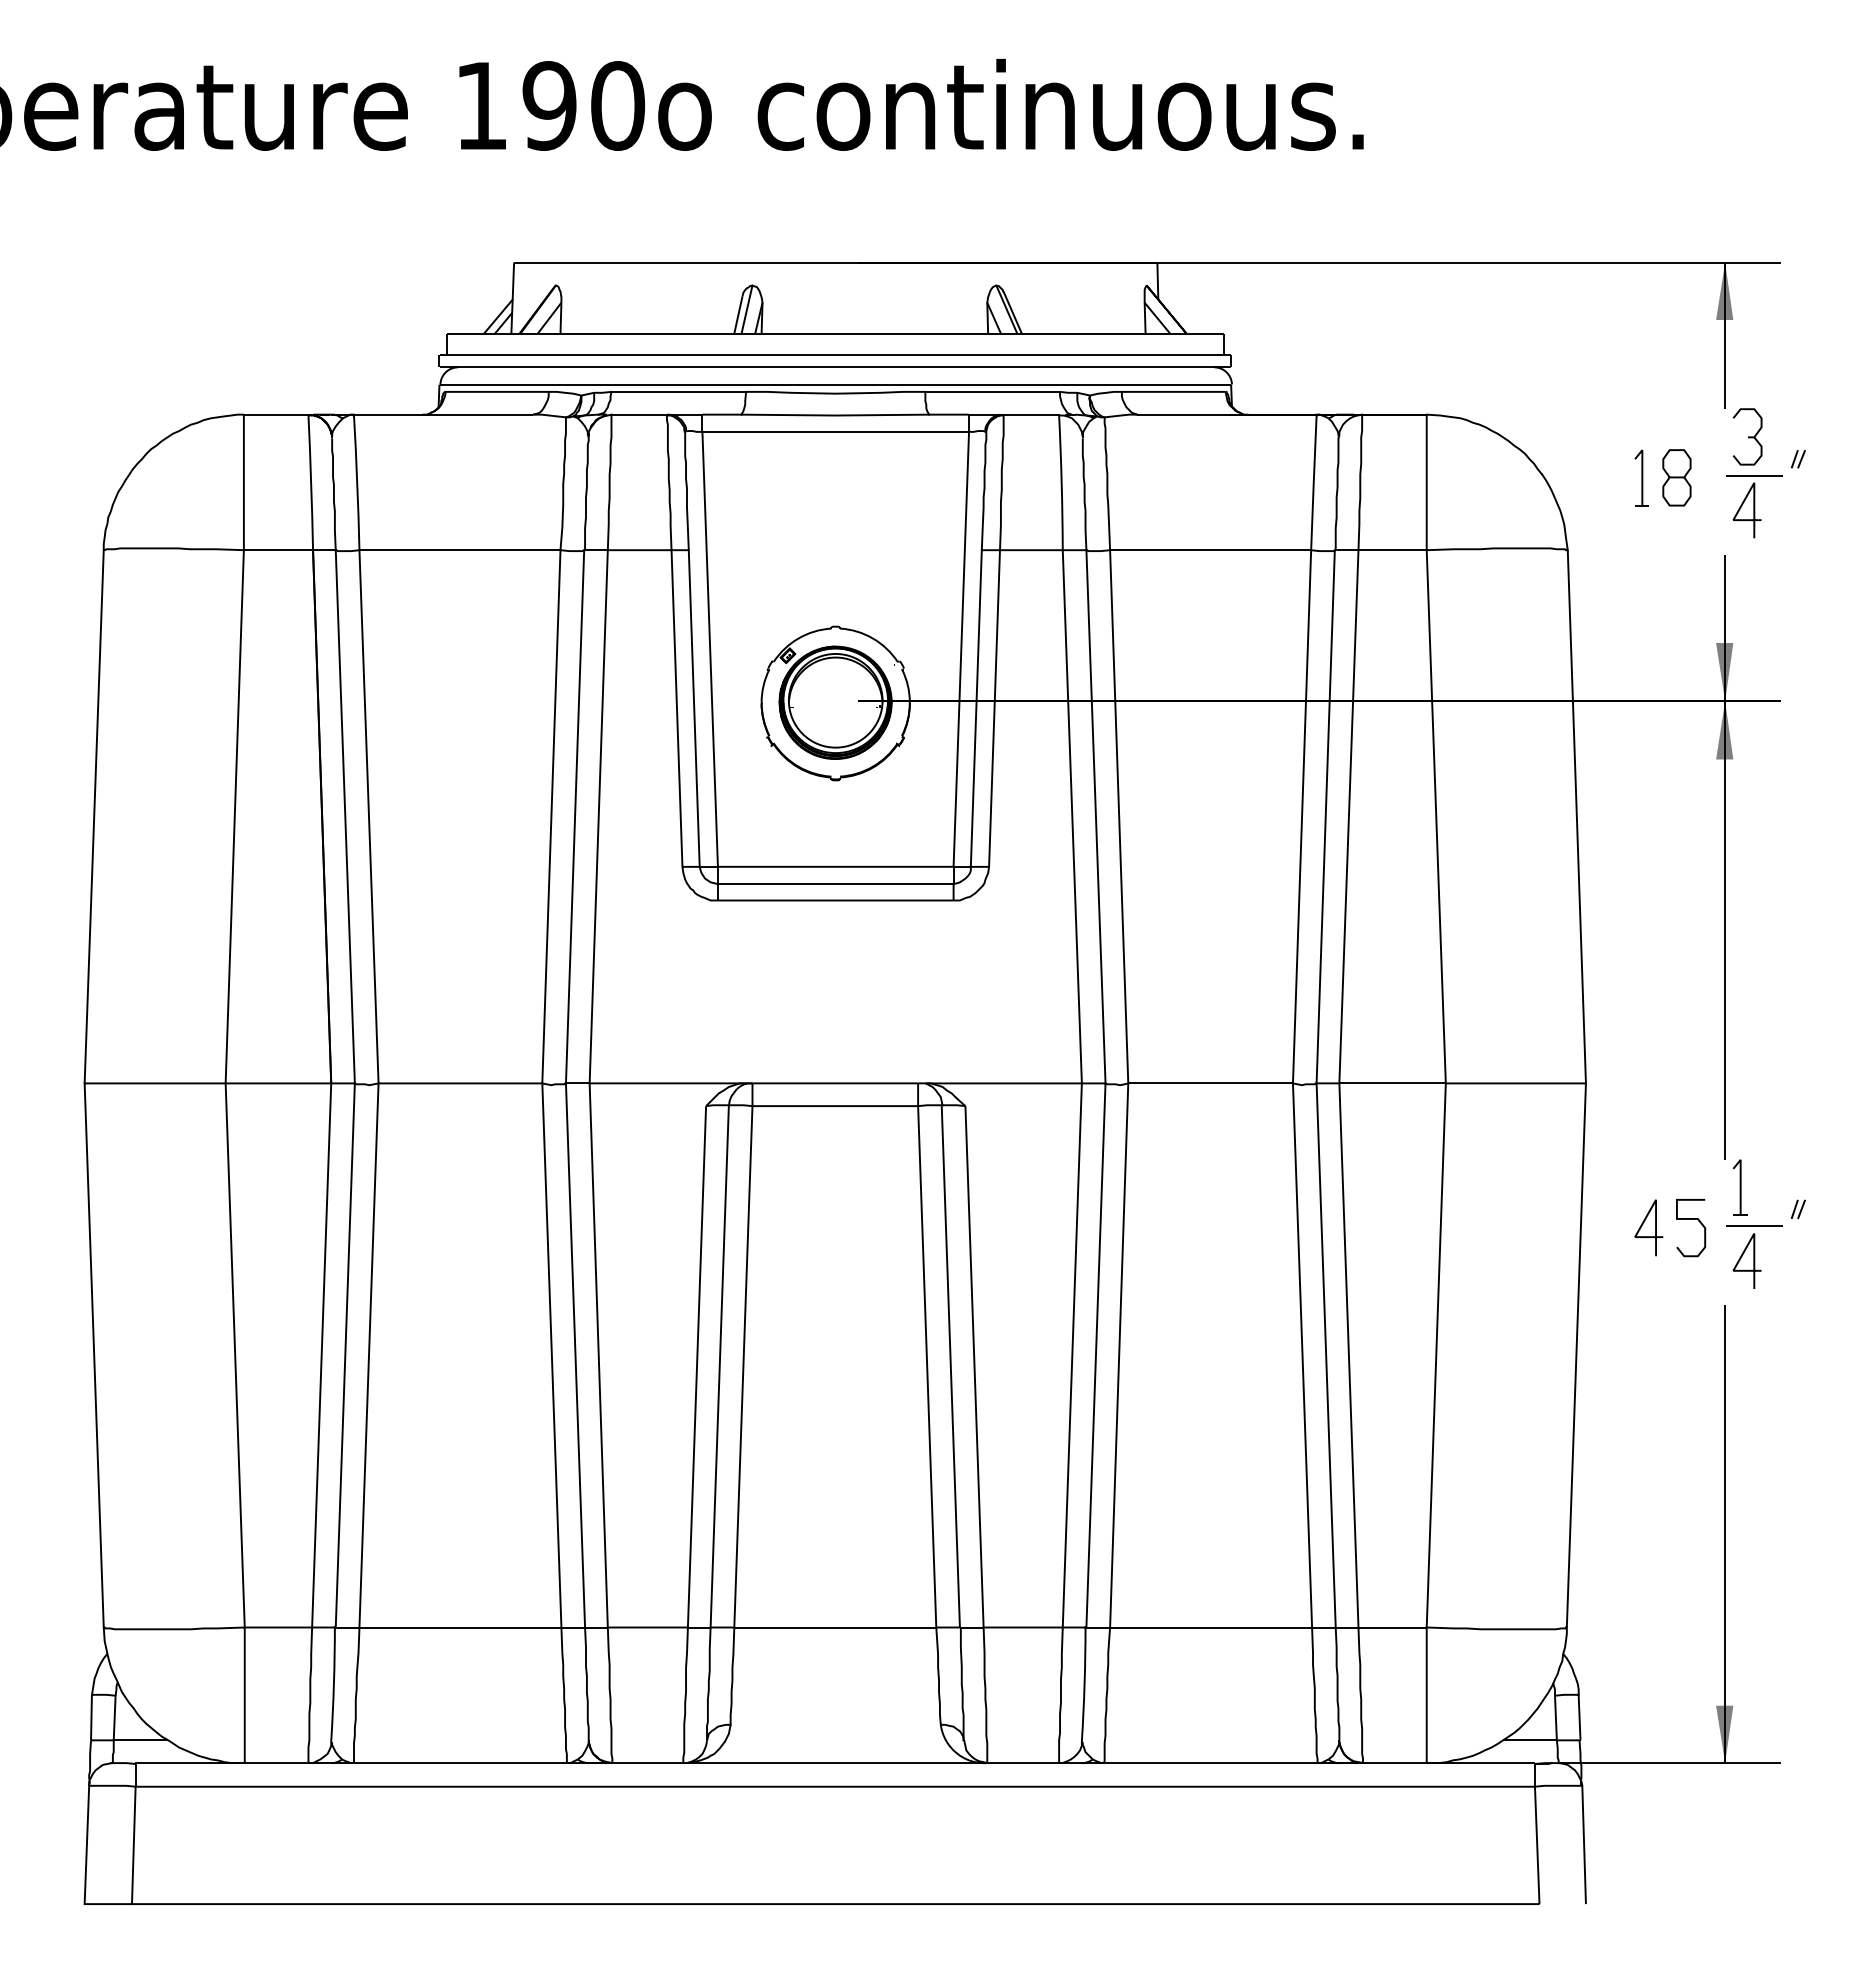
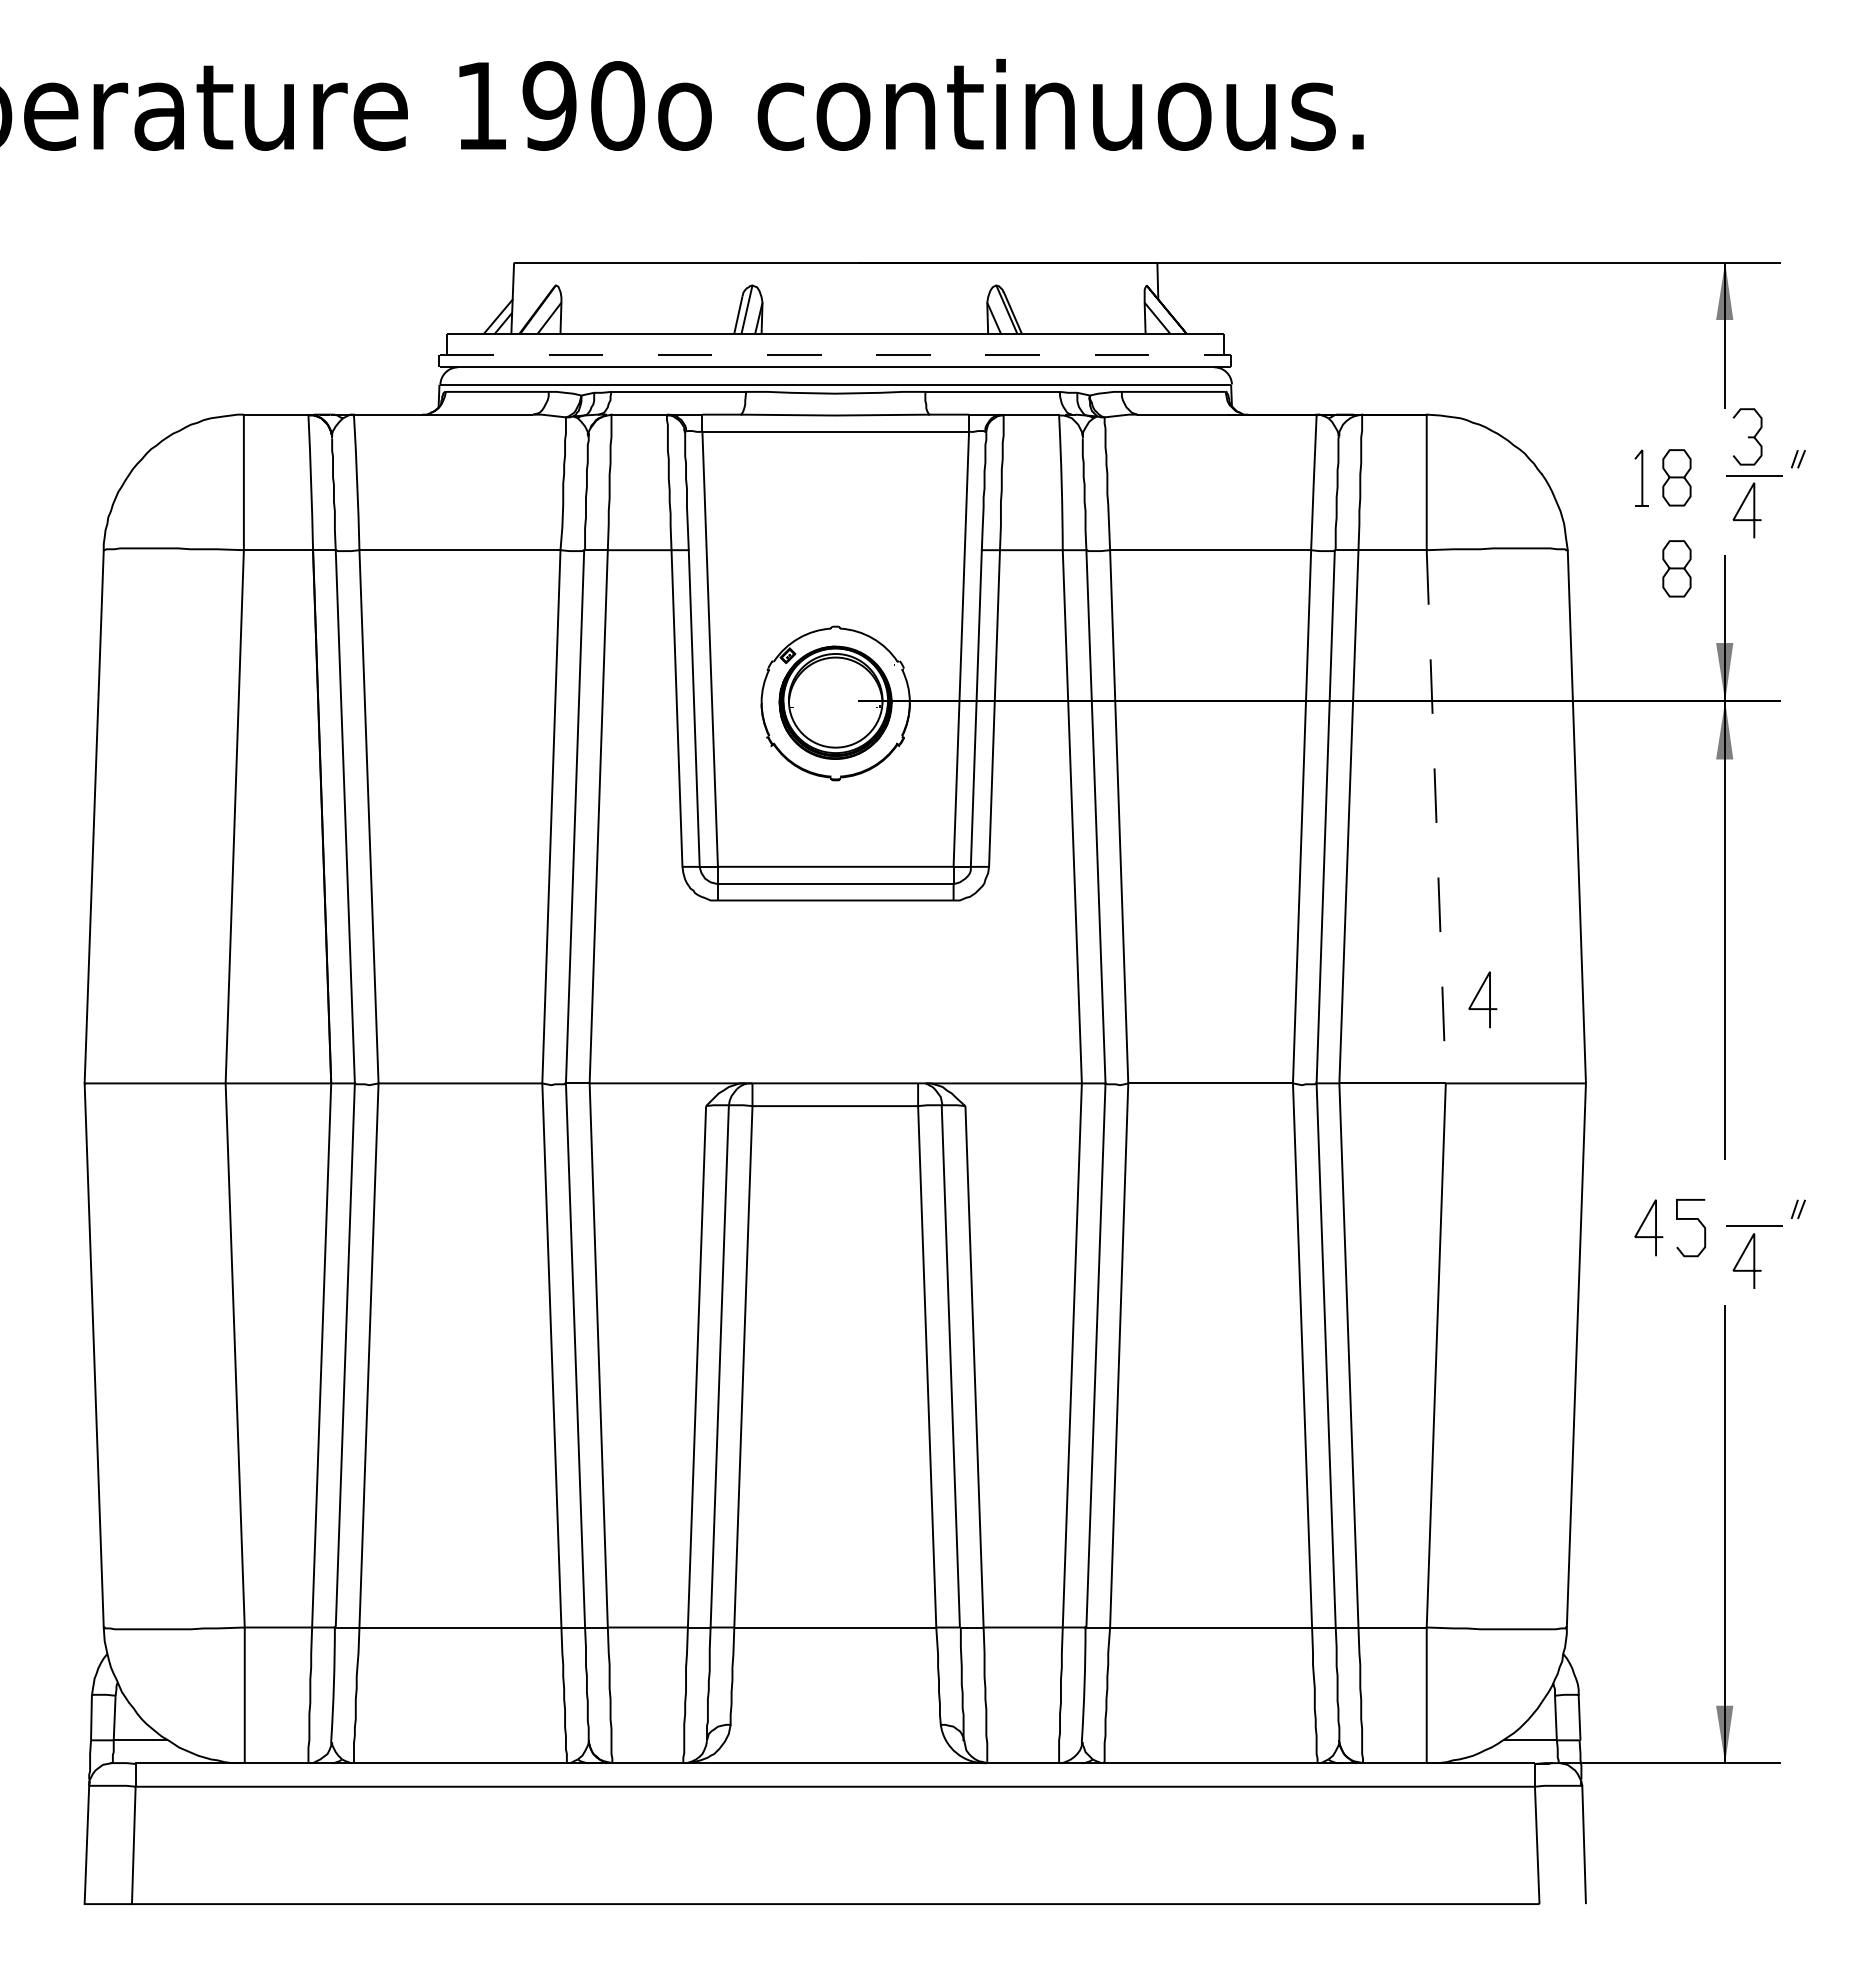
line: solid -> dashed (836, 354)
curve: none -> present (1676, 568)
line: solid -> dashed (1436, 816)
line: none -> present (1477, 996)
part: present -> none (1739, 1187)
